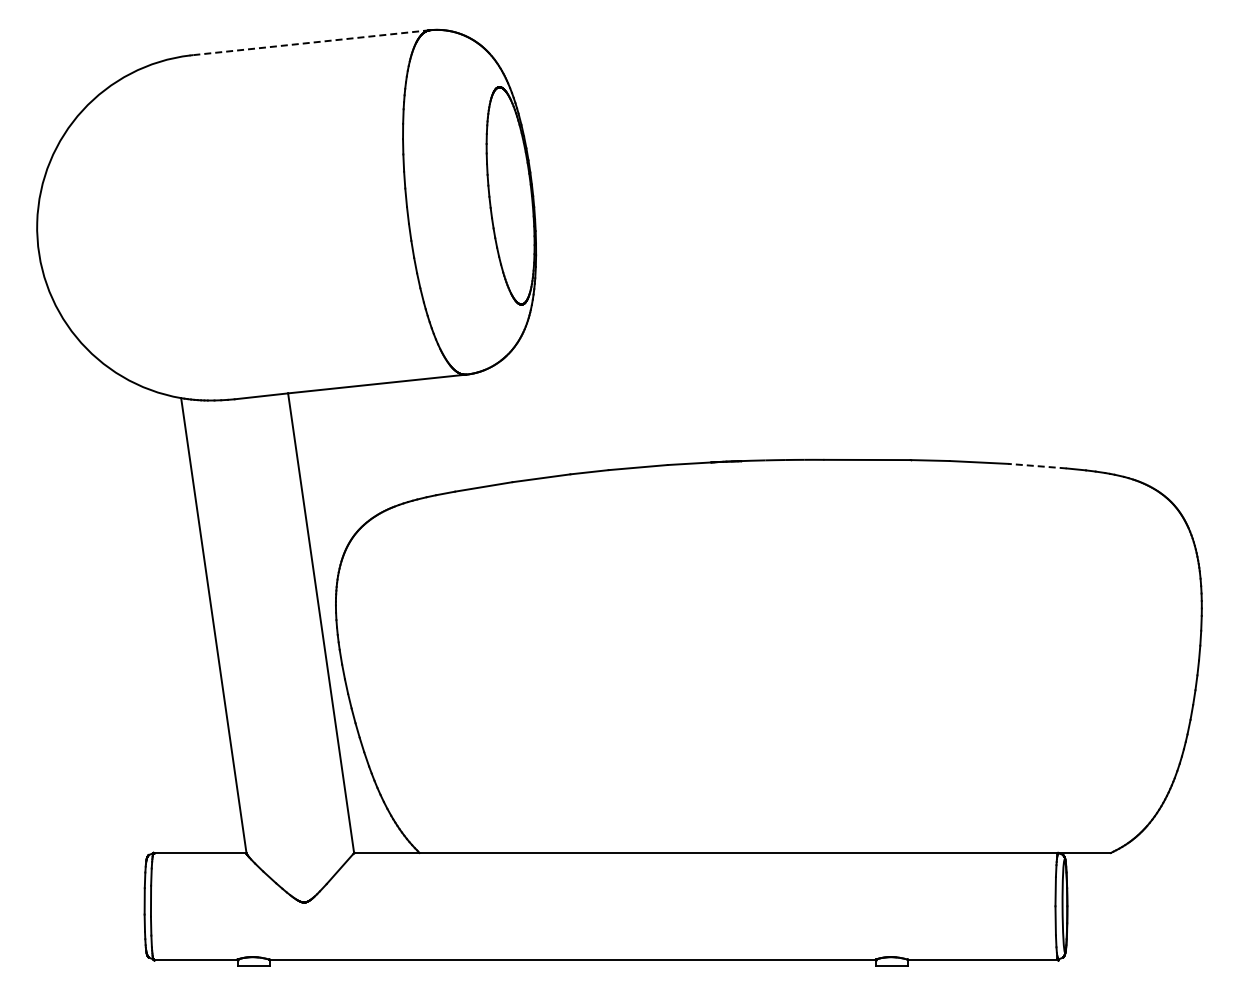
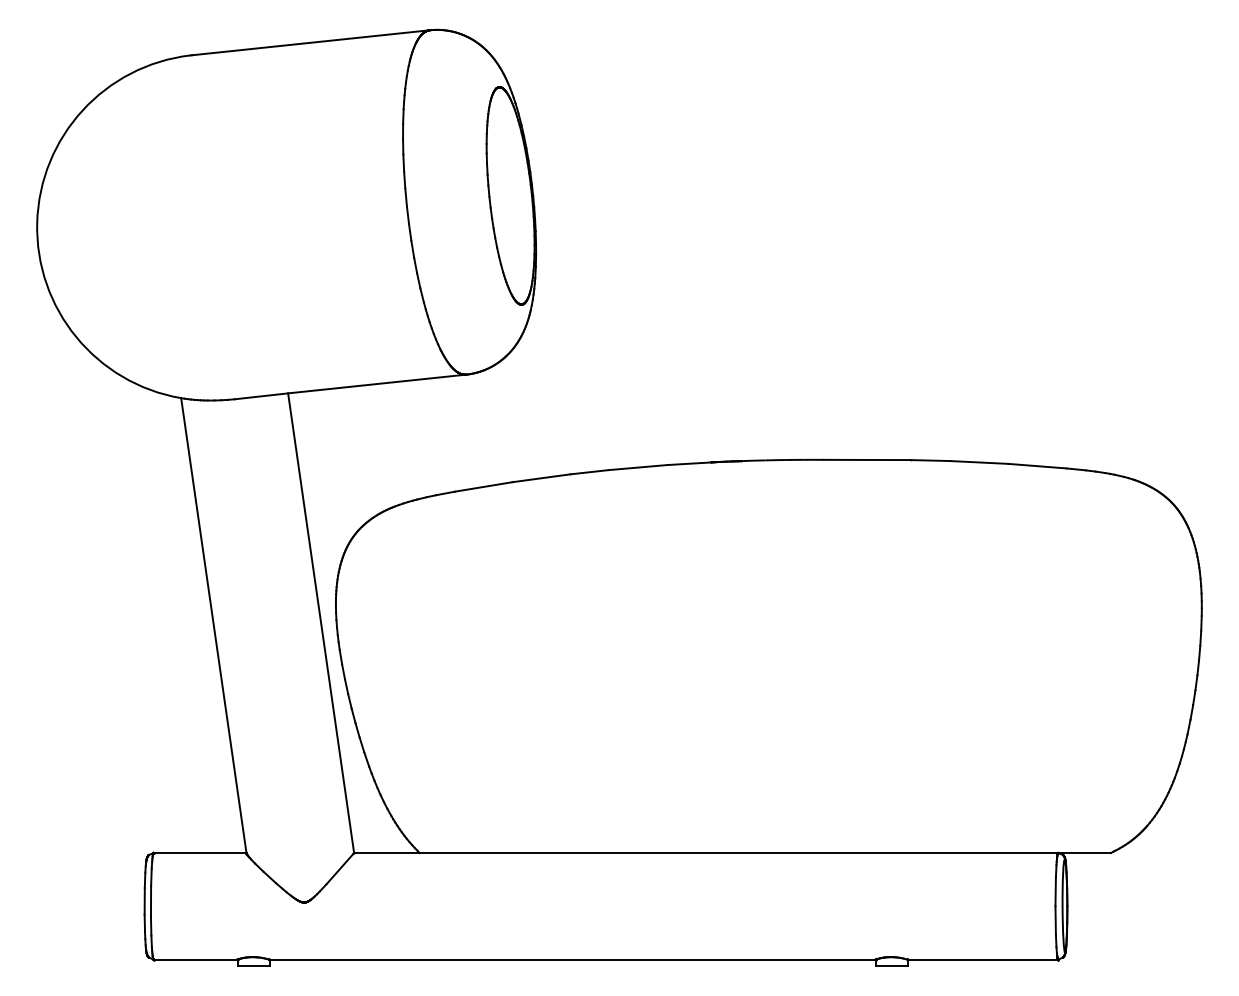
line: dashed -> solid (311, 42)
line: dashed -> solid (1036, 466)
